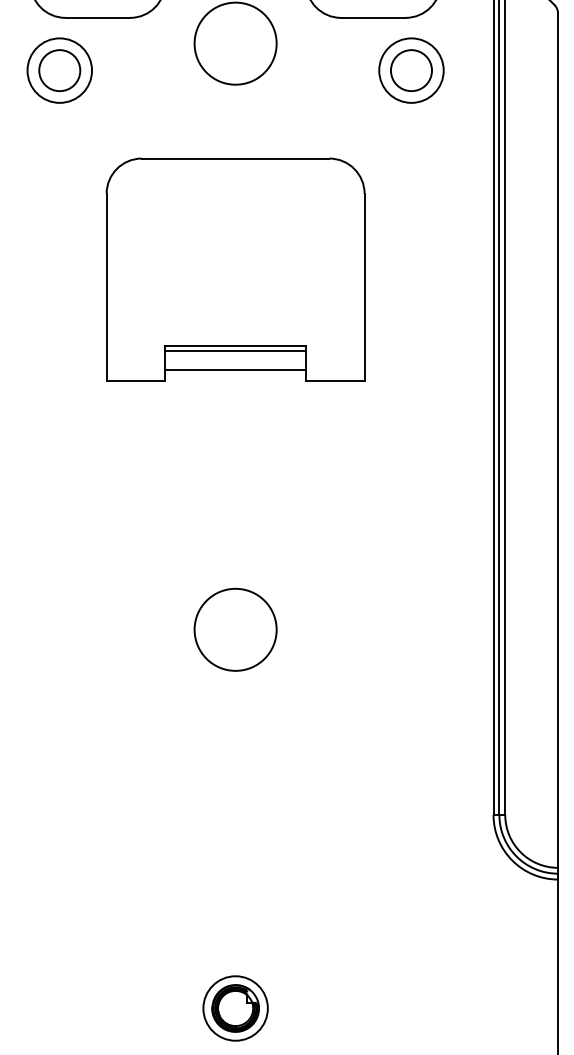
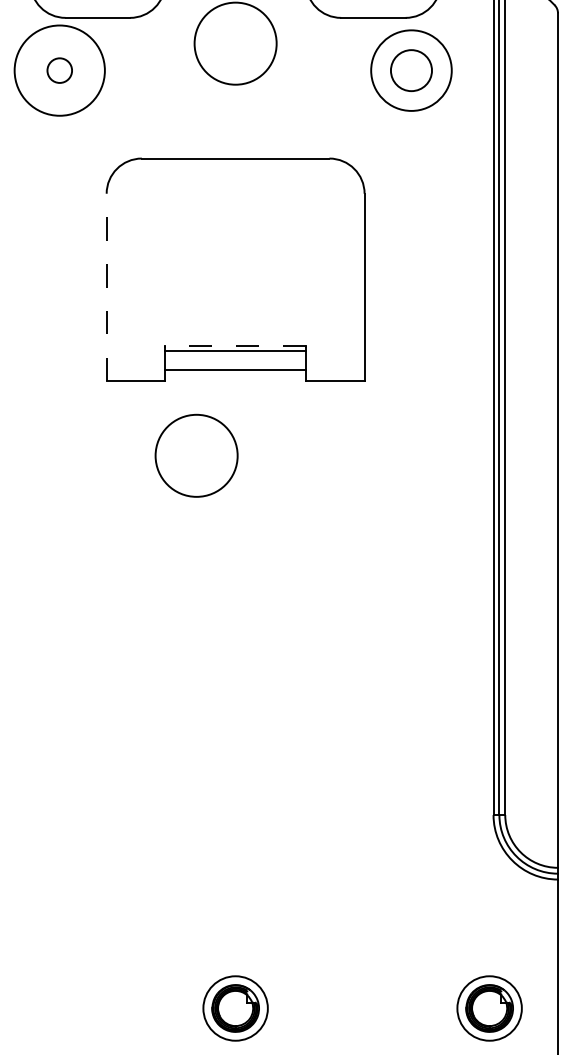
circle diameter: 41 px -> 25 px (59, 70)
circle diameter: 64 px -> 90 px (59, 70)
circle diameter: 64 px -> 81 px (411, 70)
line: solid -> dashed (106, 287)
line: solid -> dashed (235, 346)
circle position: (235, 629) -> (196, 455) (196, 455)
part: none -> present (489, 1008)
